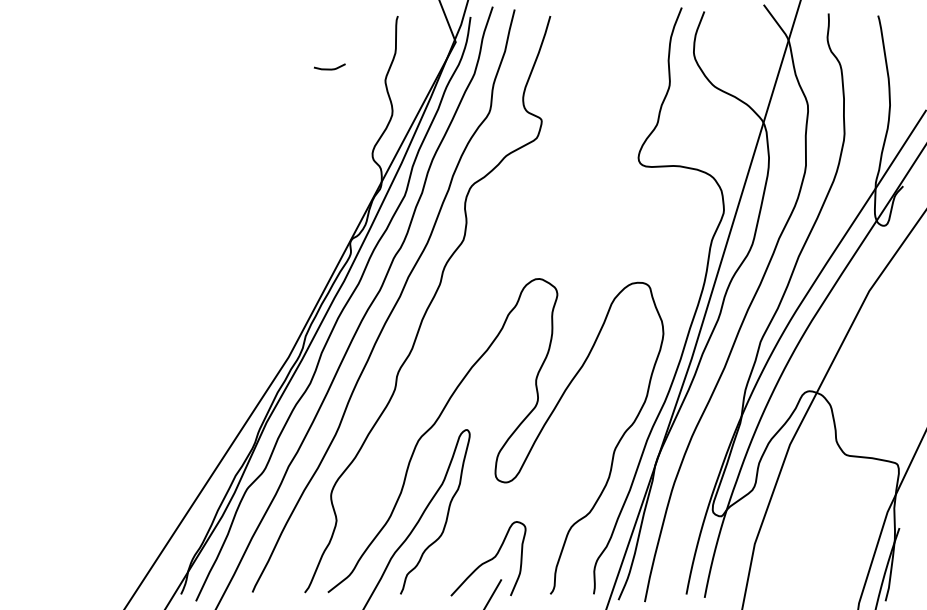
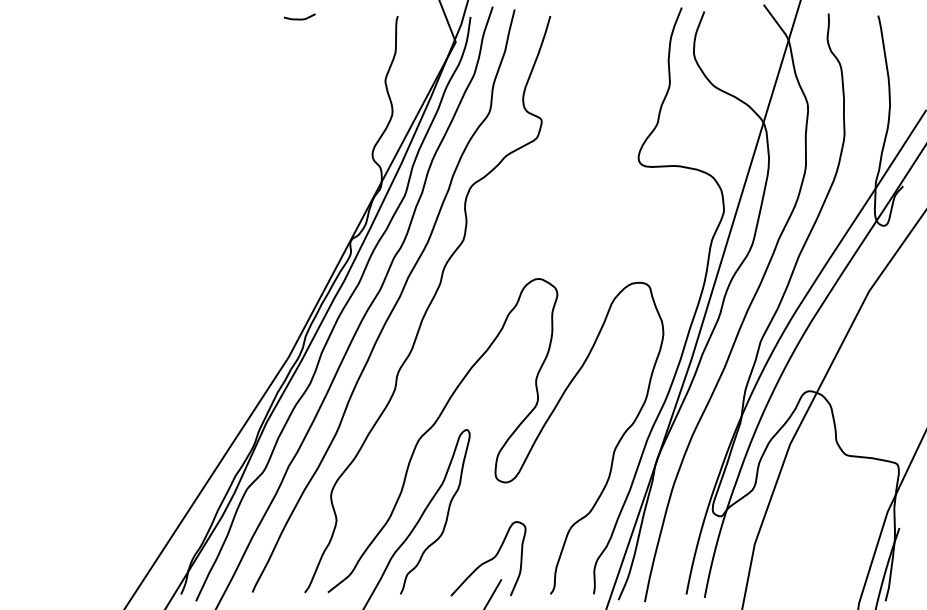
curve position: (329, 68) -> (299, 18) (299, 18)
